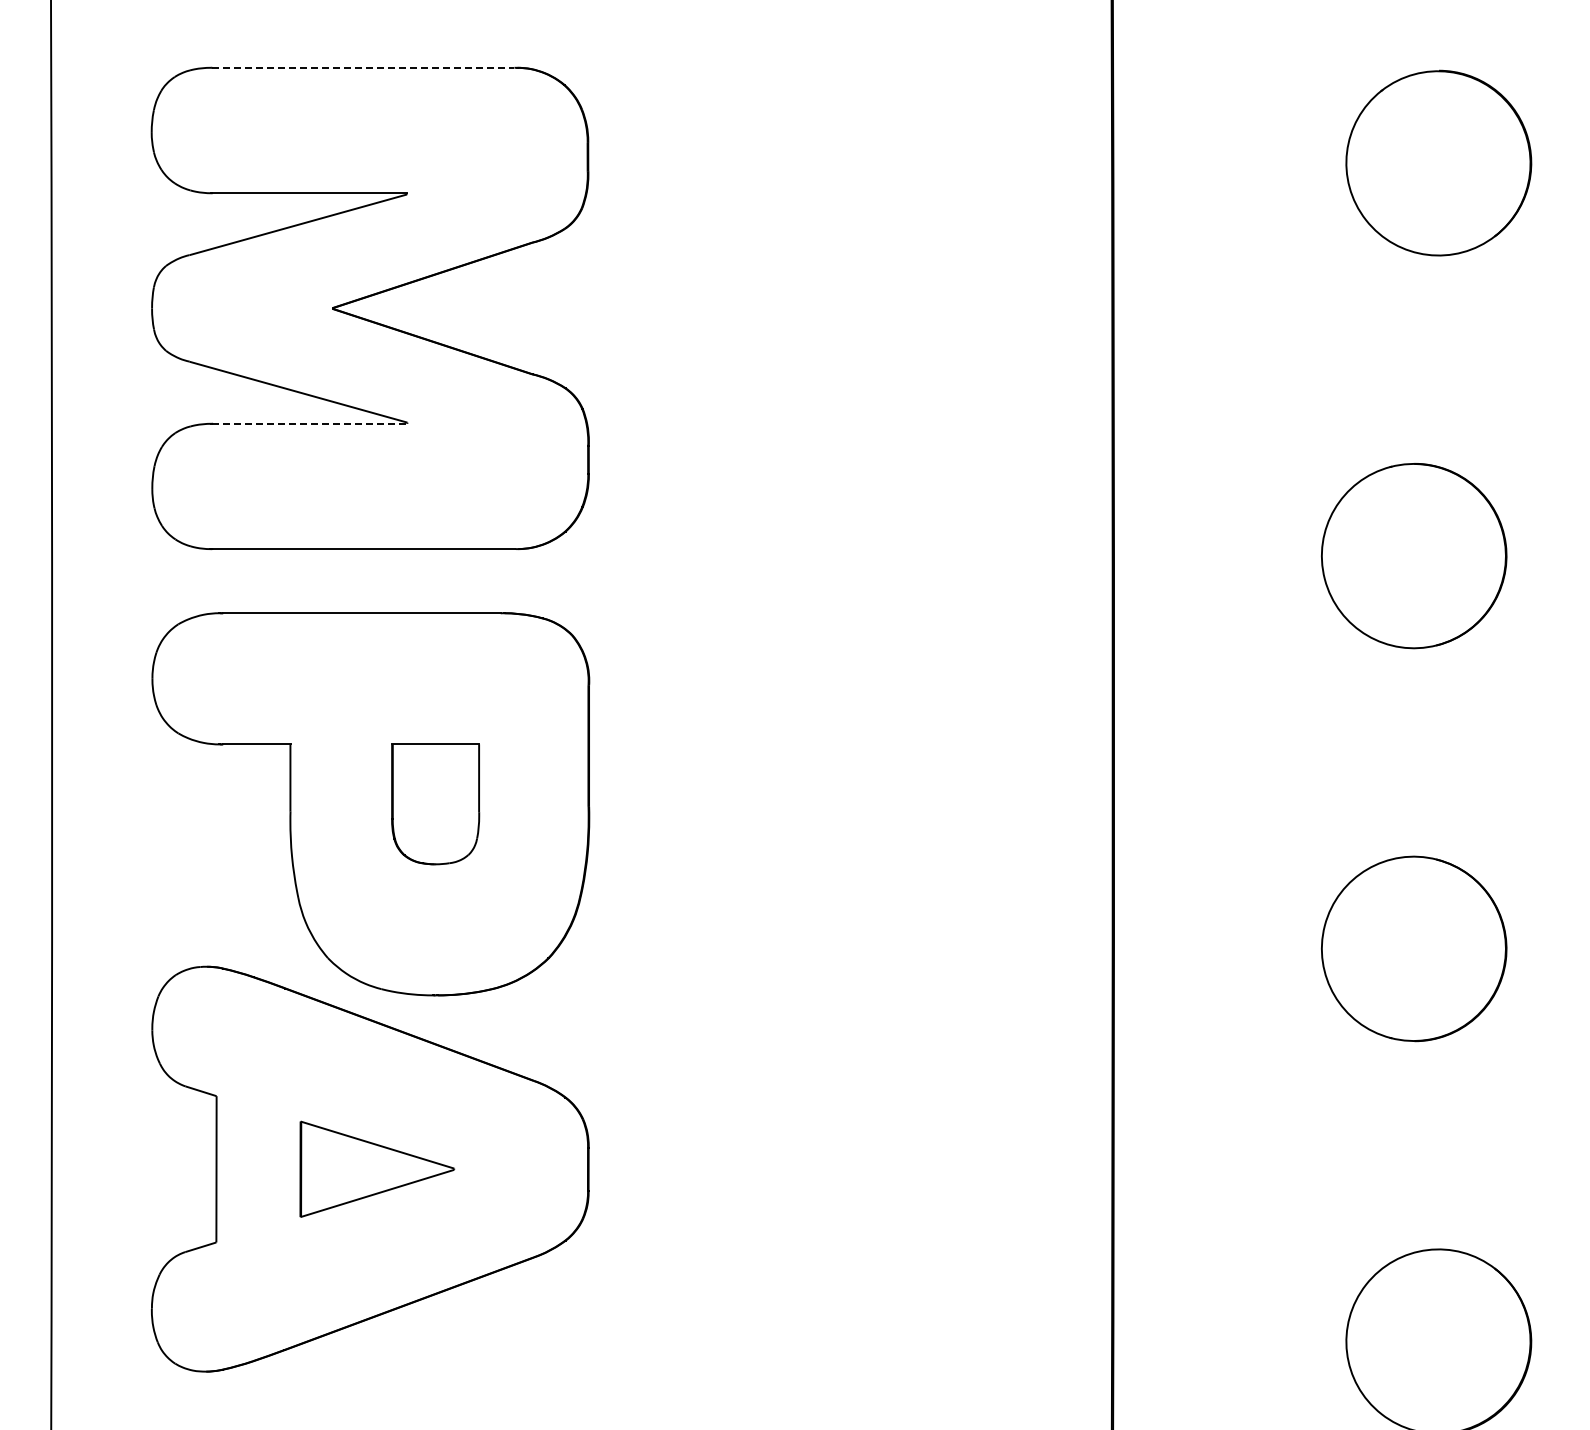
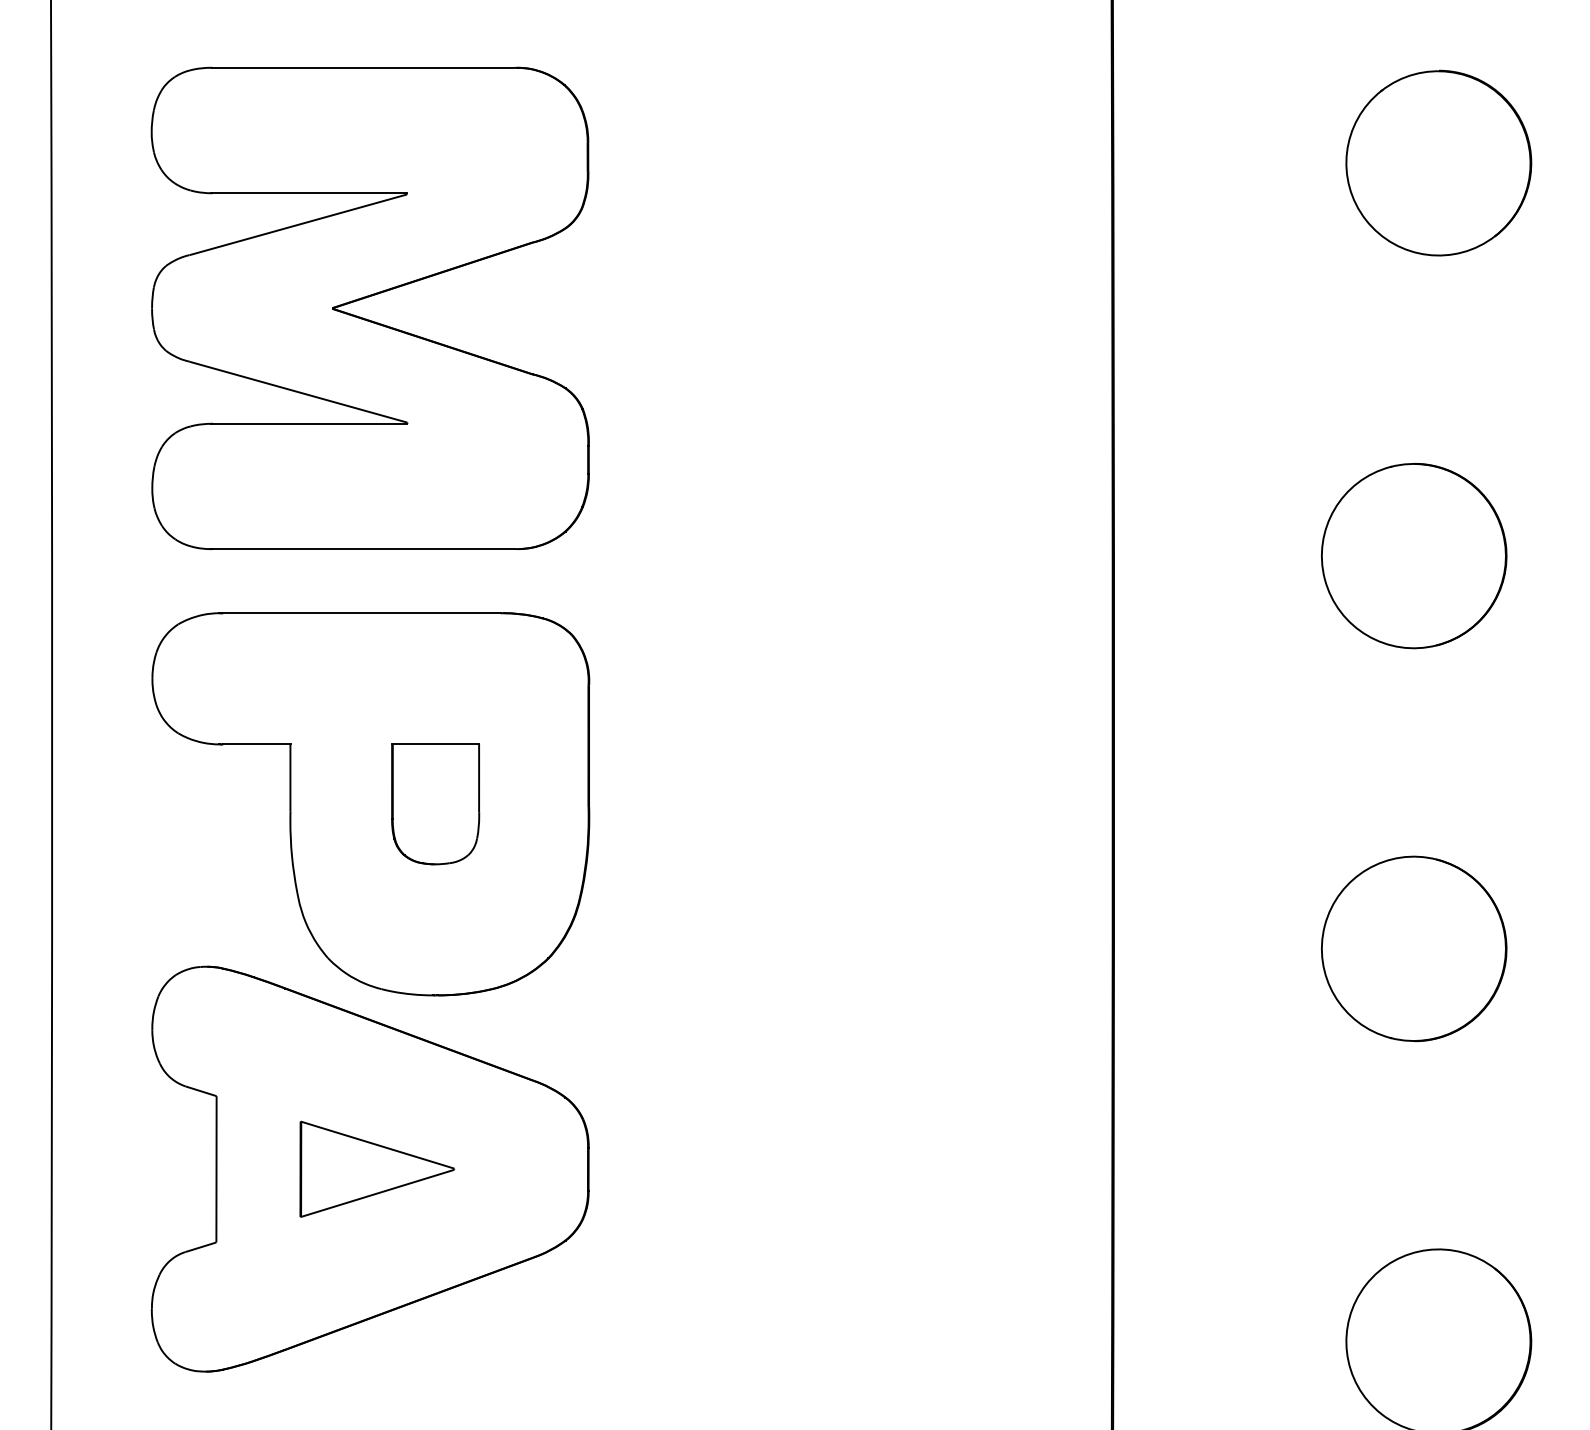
line: dashed -> solid (363, 67)
line: dashed -> solid (309, 423)
